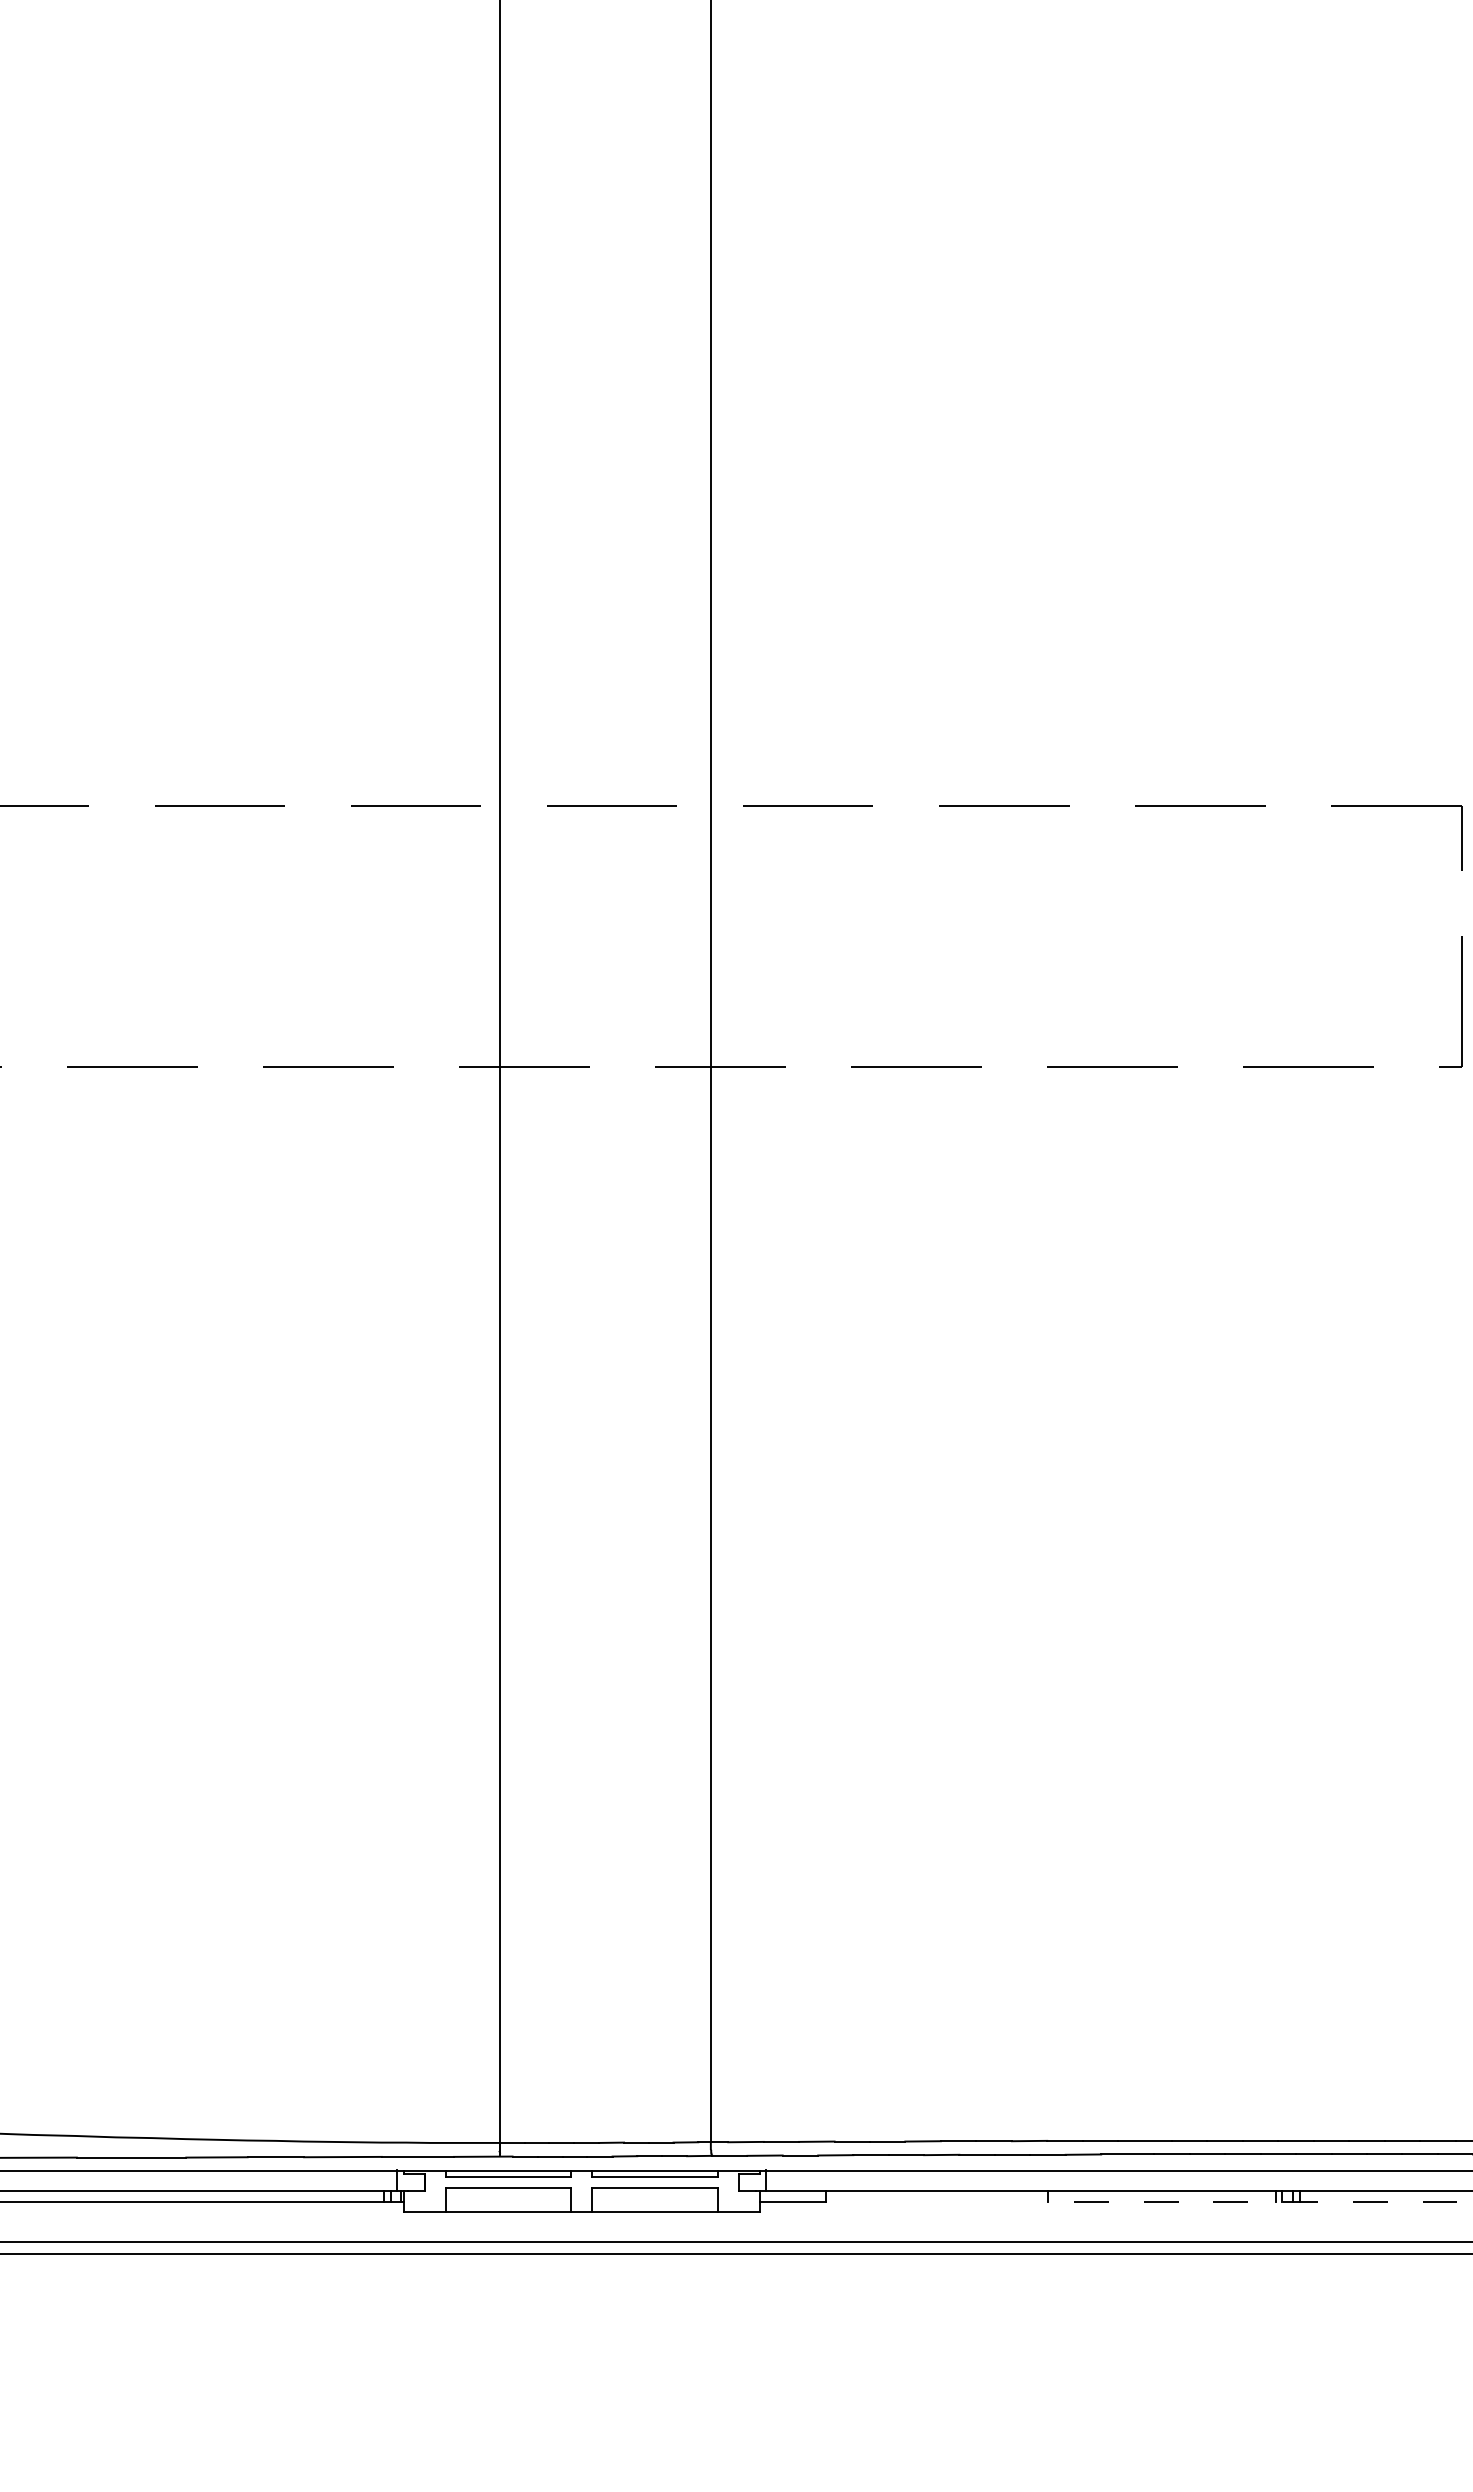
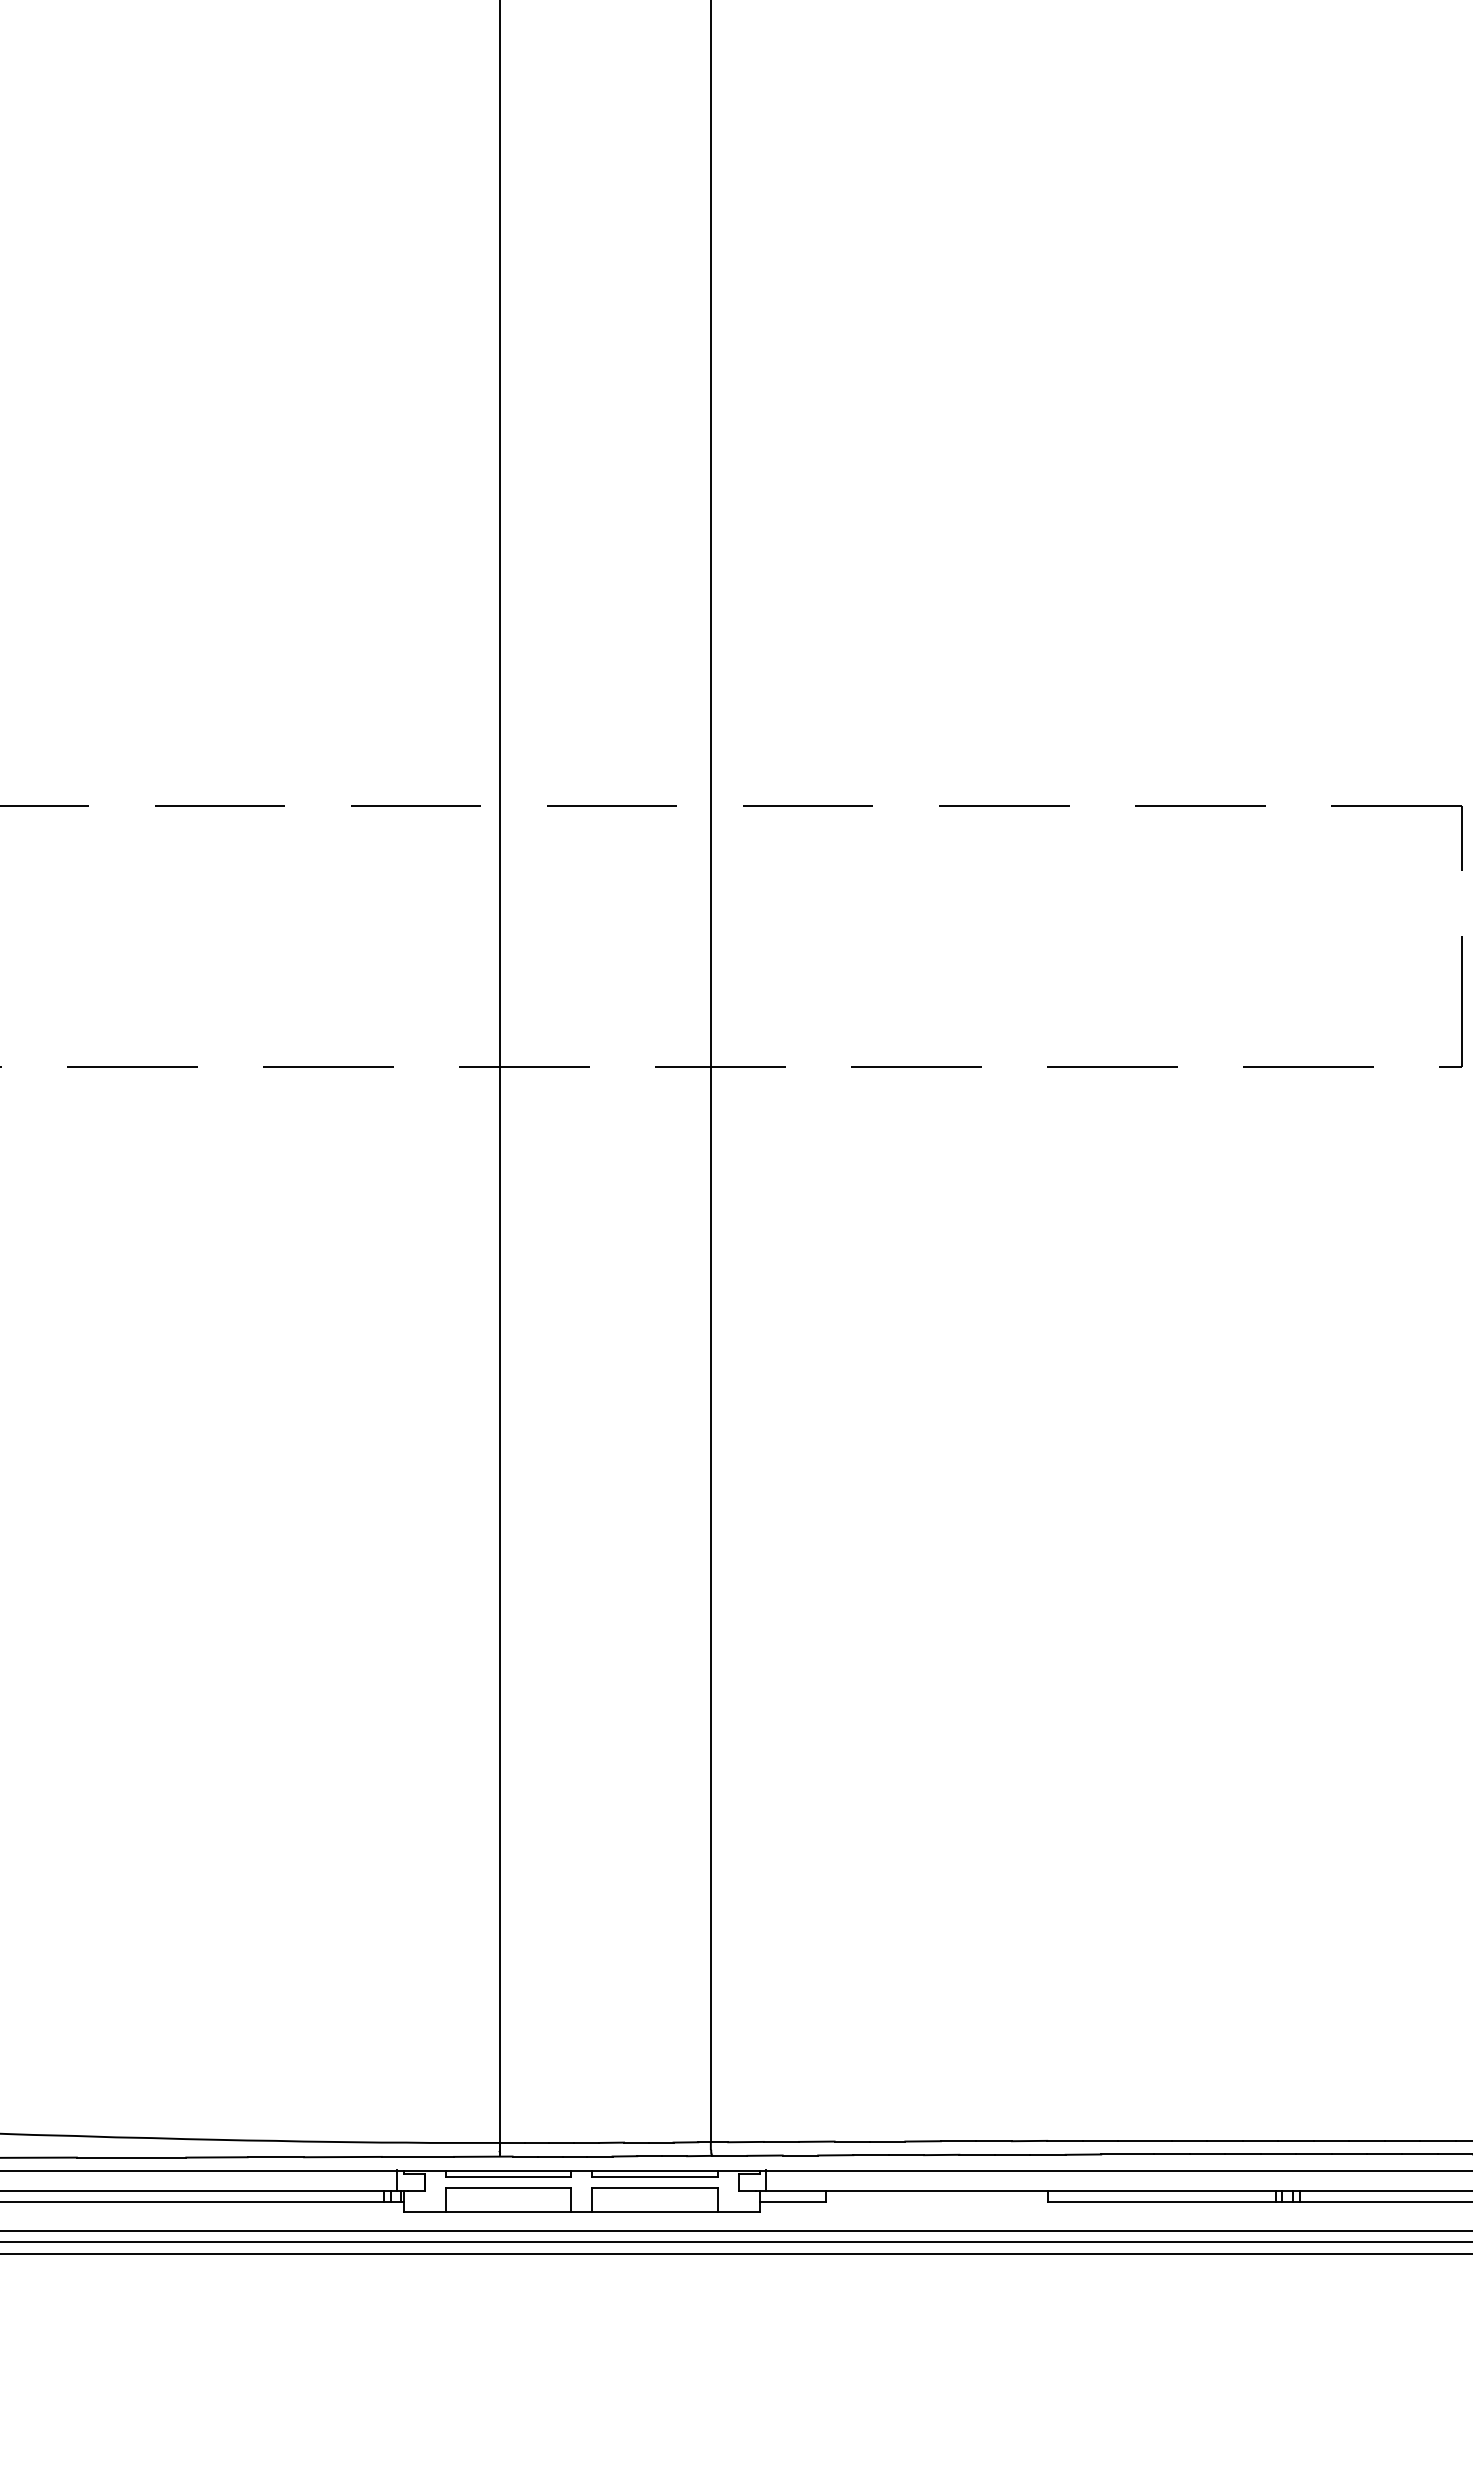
line: dashed -> solid (1260, 2201)
line: none -> present (735, 2231)
